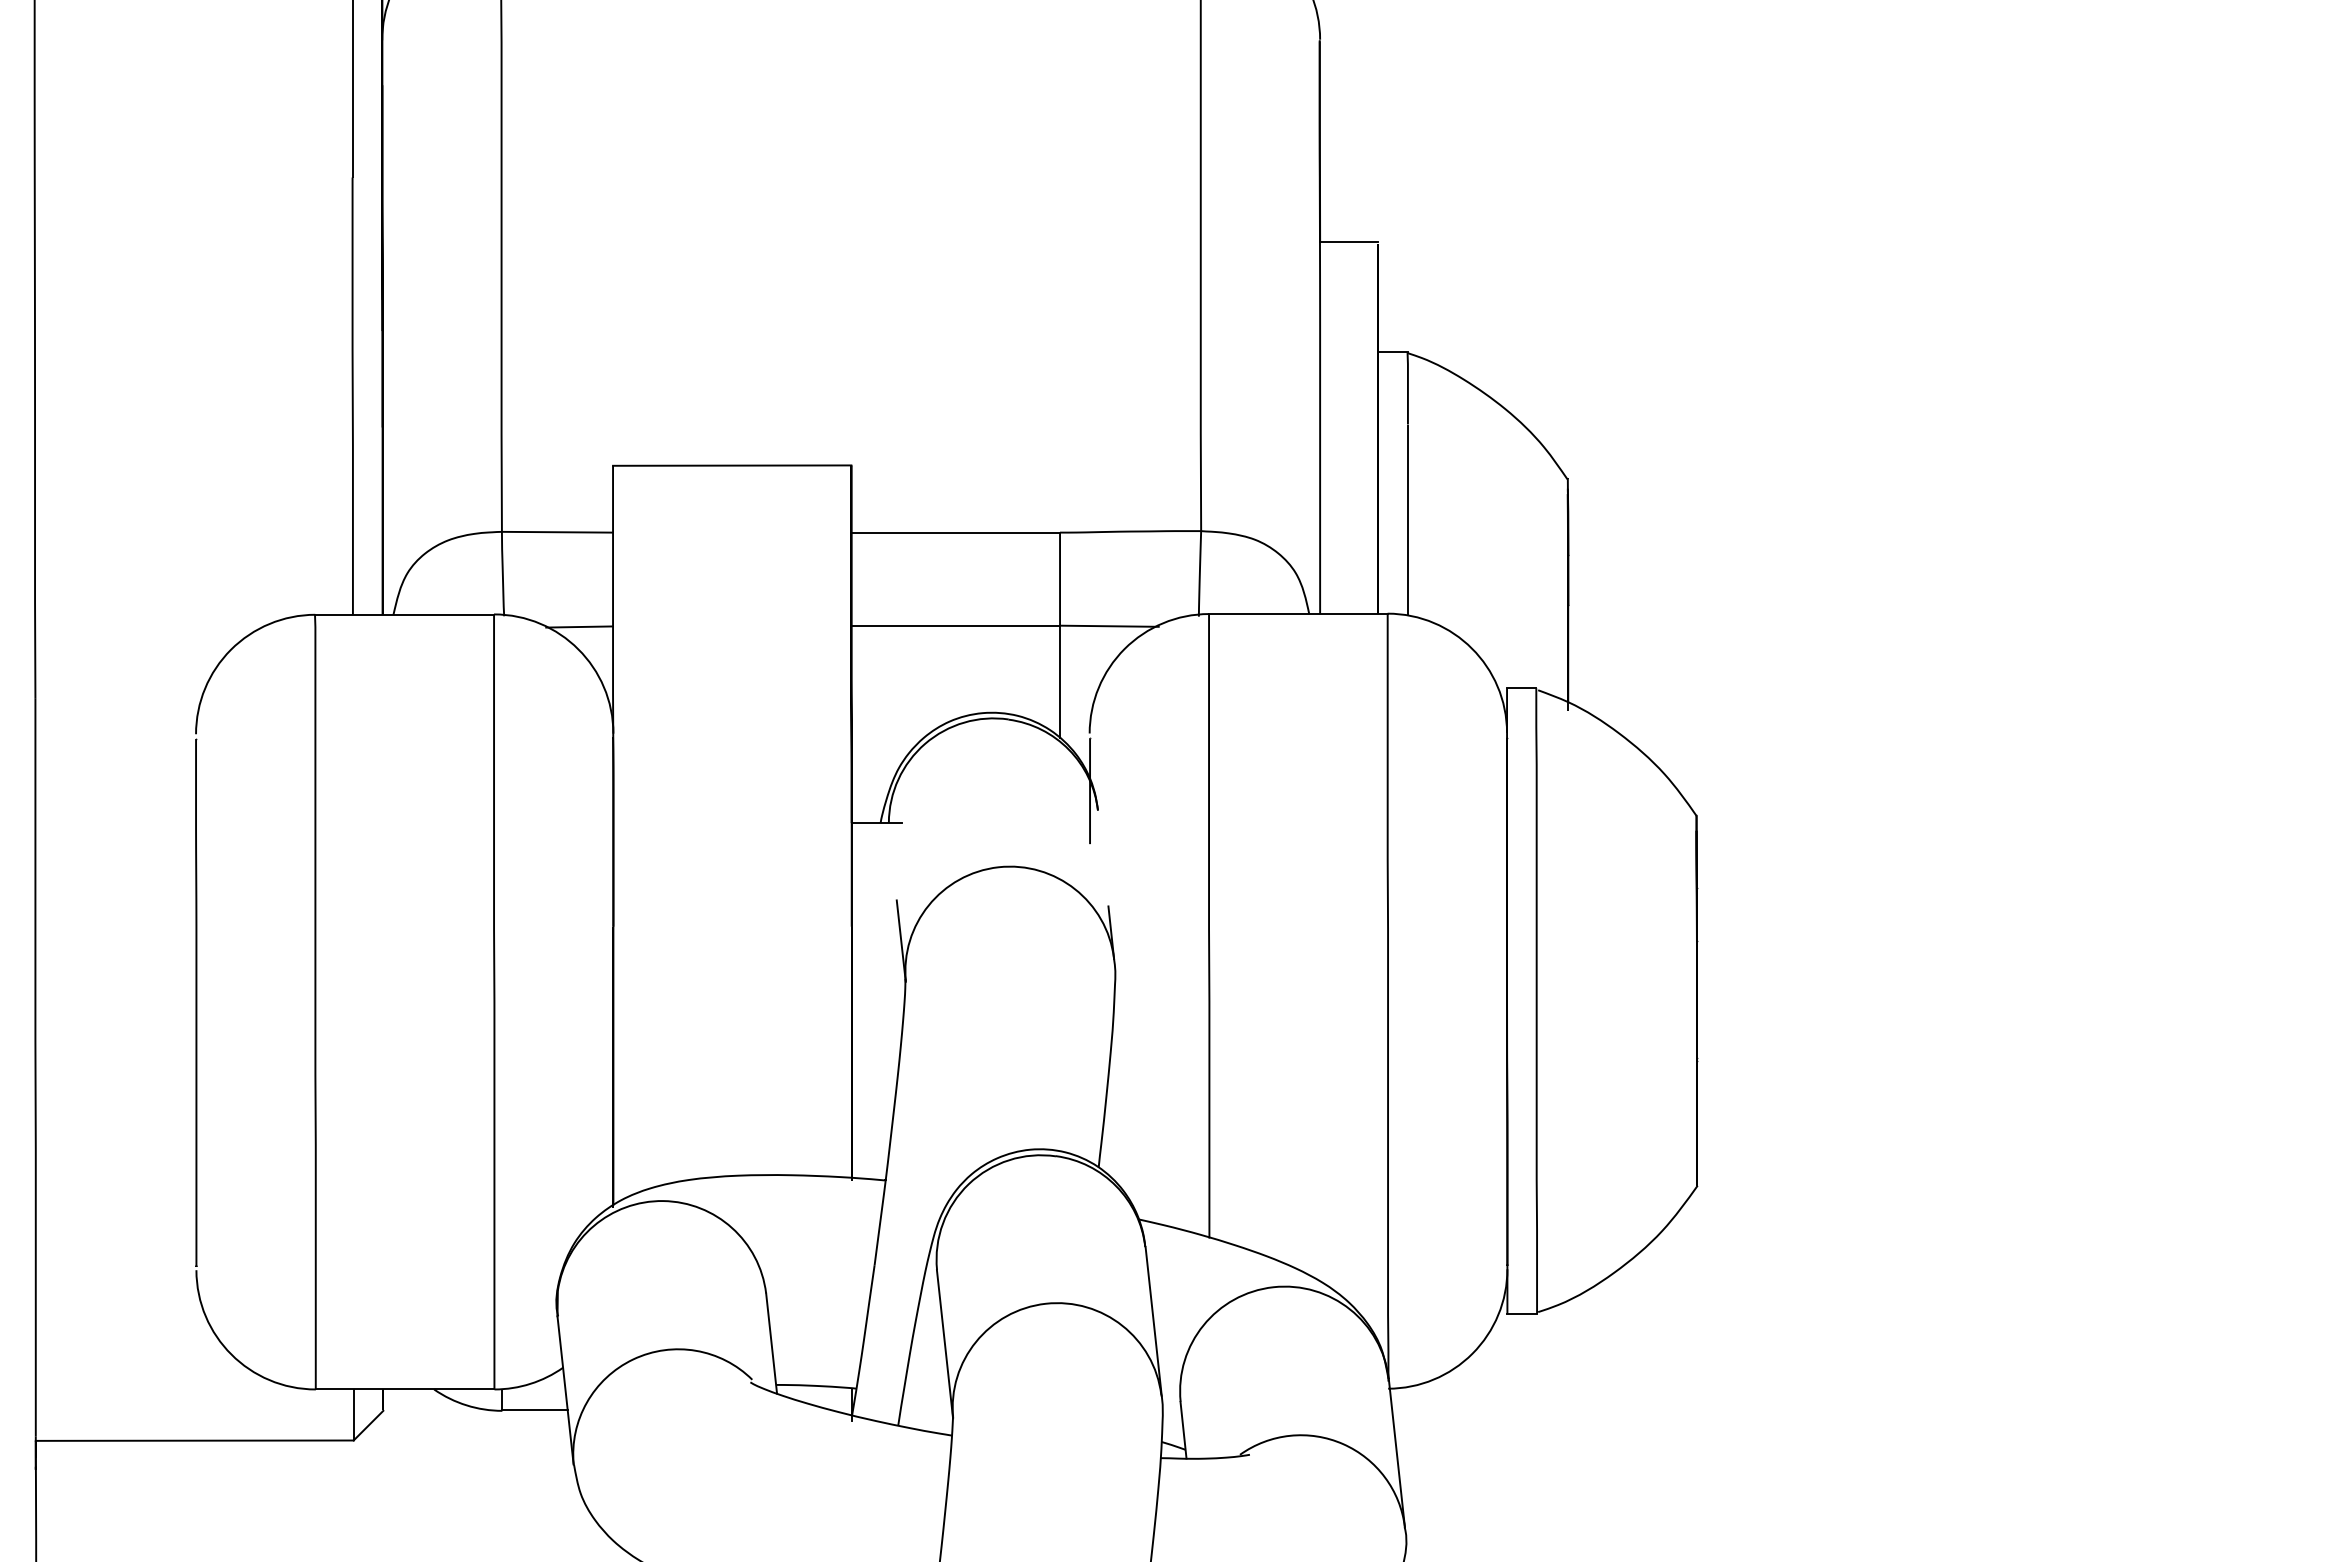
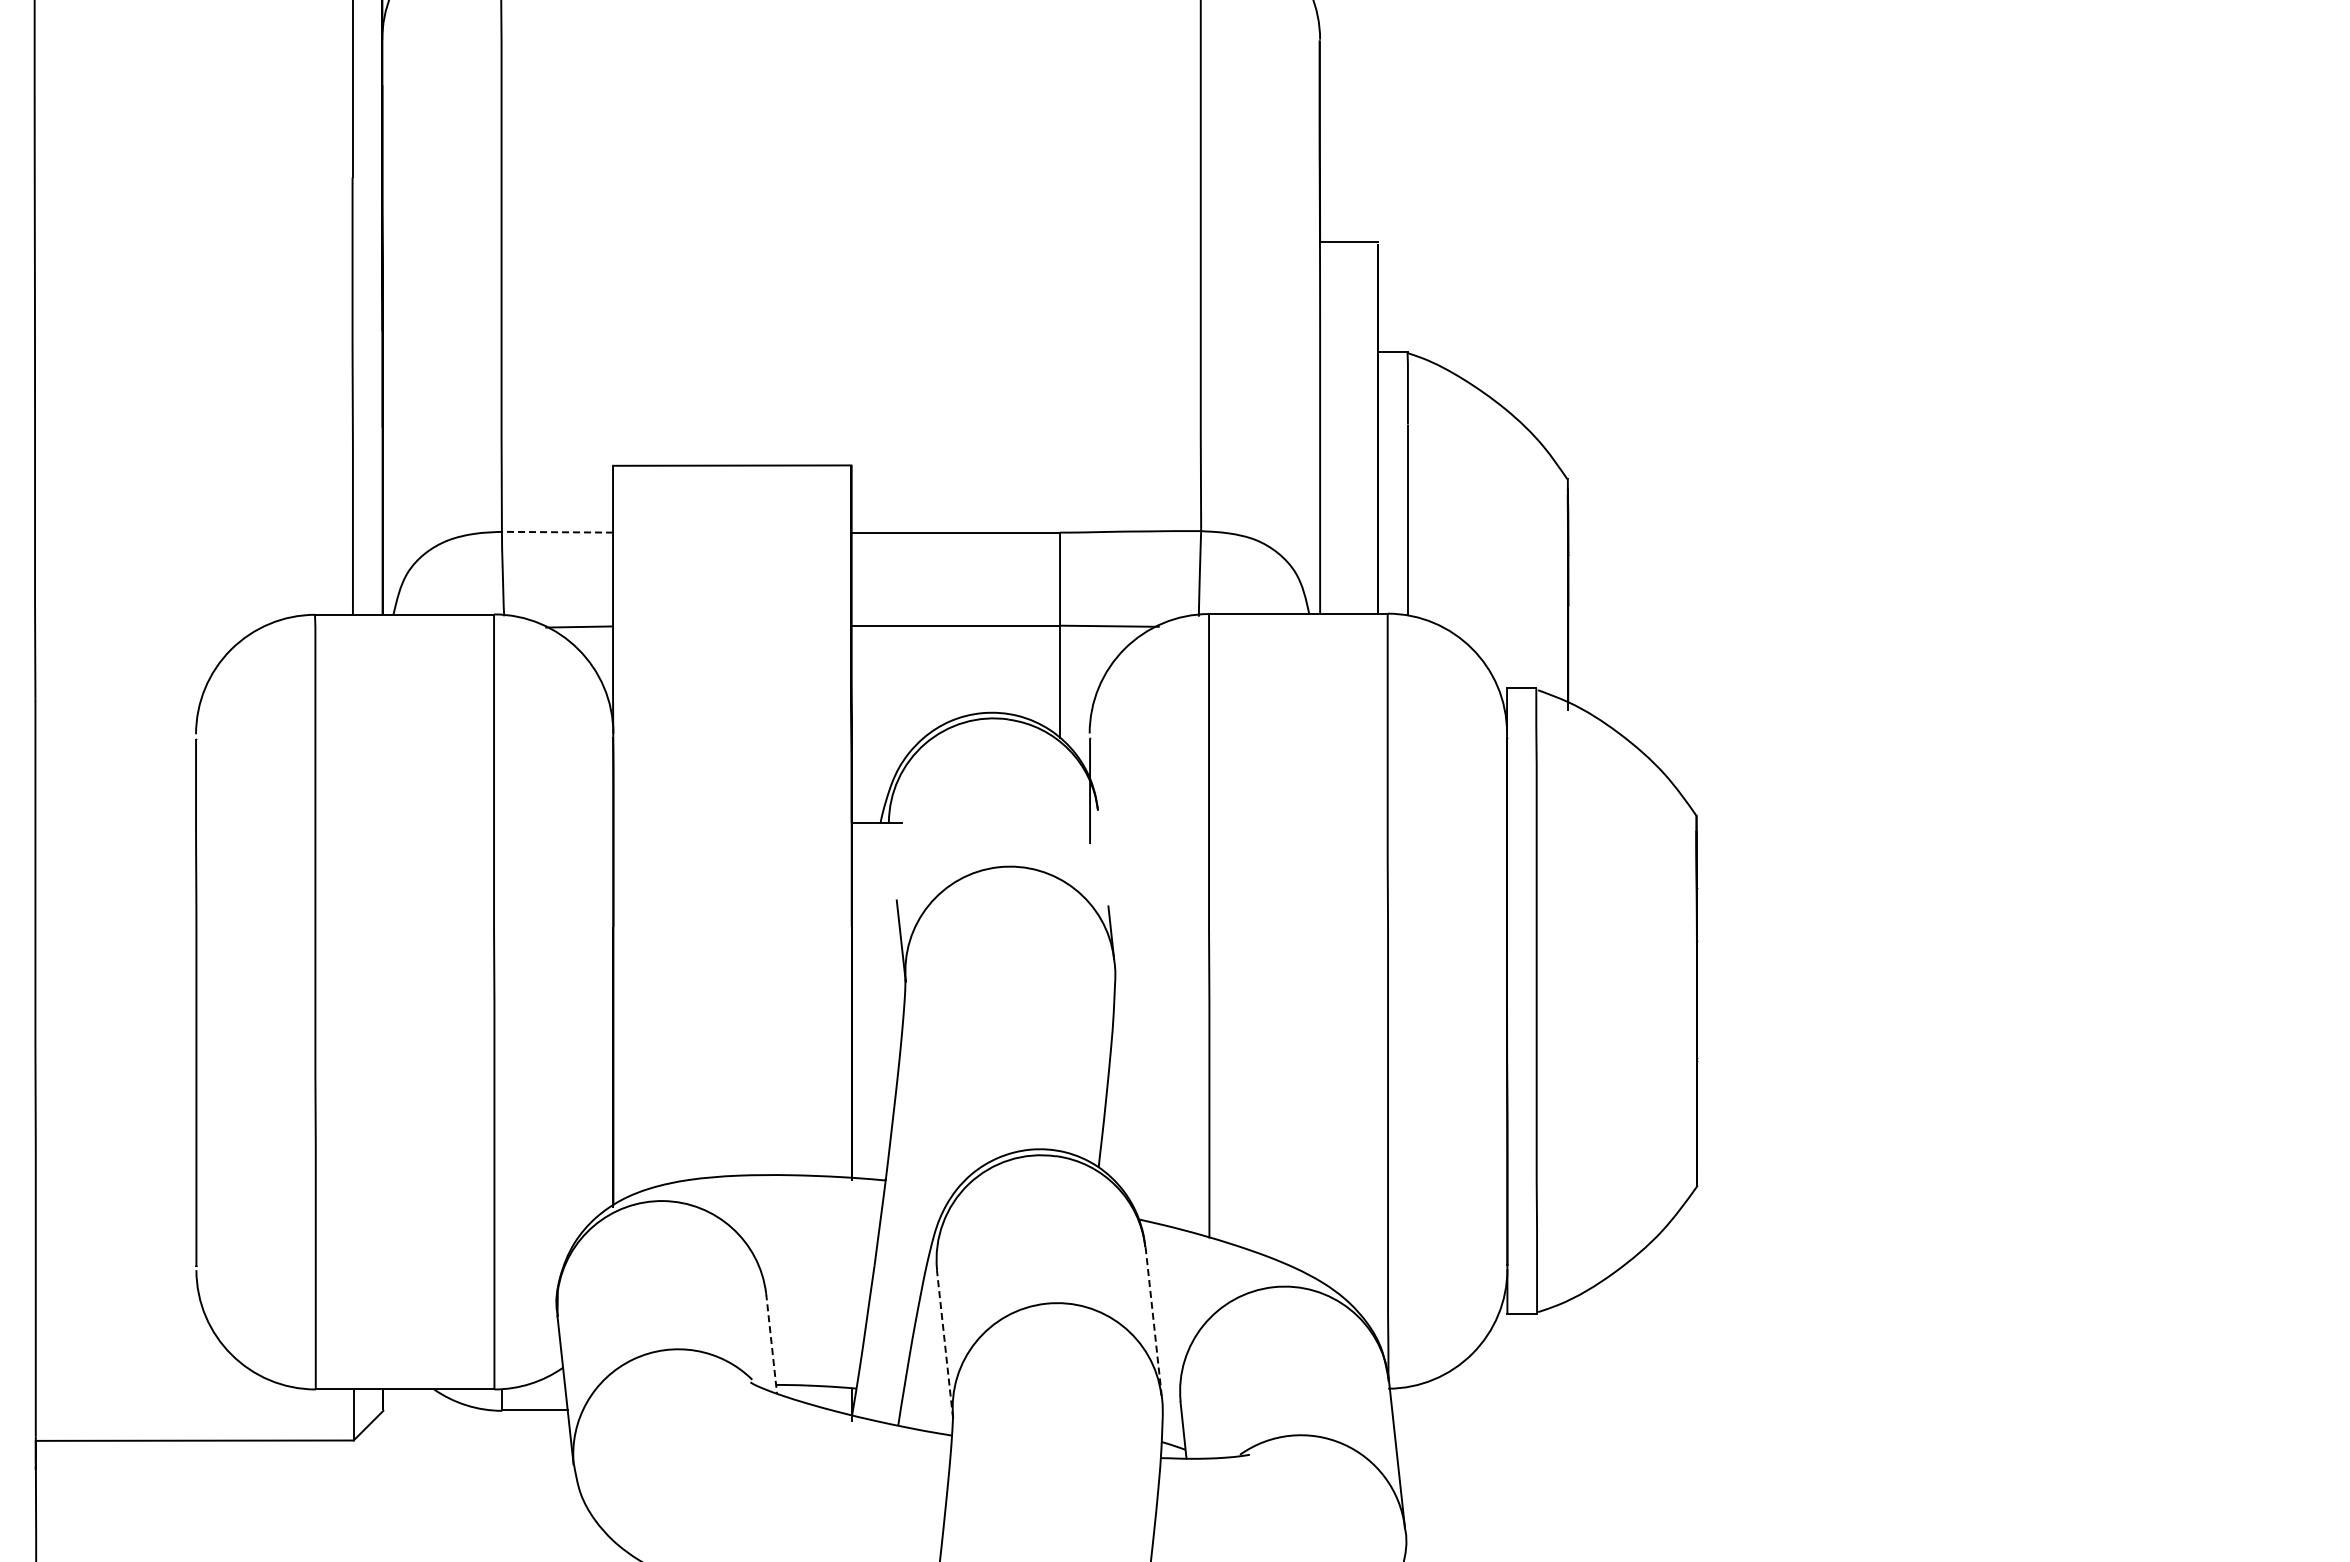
line: solid -> dashed (557, 532)
line: solid -> dashed (1153, 1321)
line: solid -> dashed (771, 1343)
line: solid -> dashed (945, 1344)
